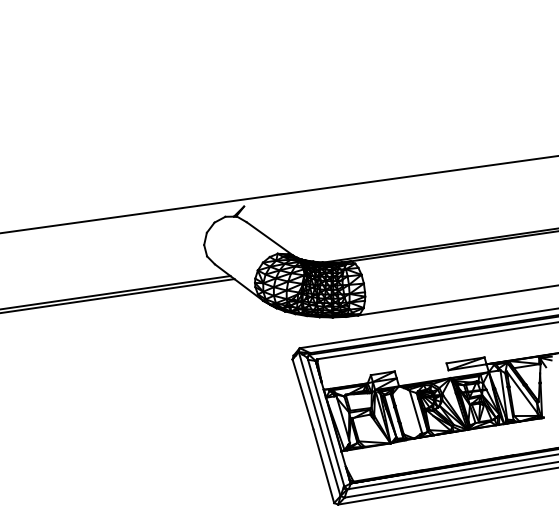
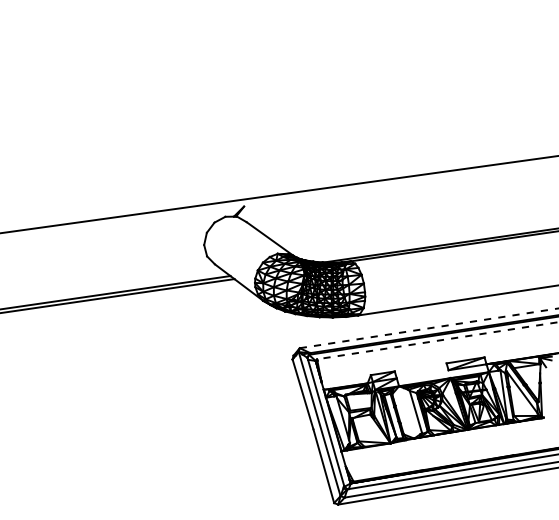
line: solid -> dashed (429, 328)
line: solid -> dashed (437, 340)
